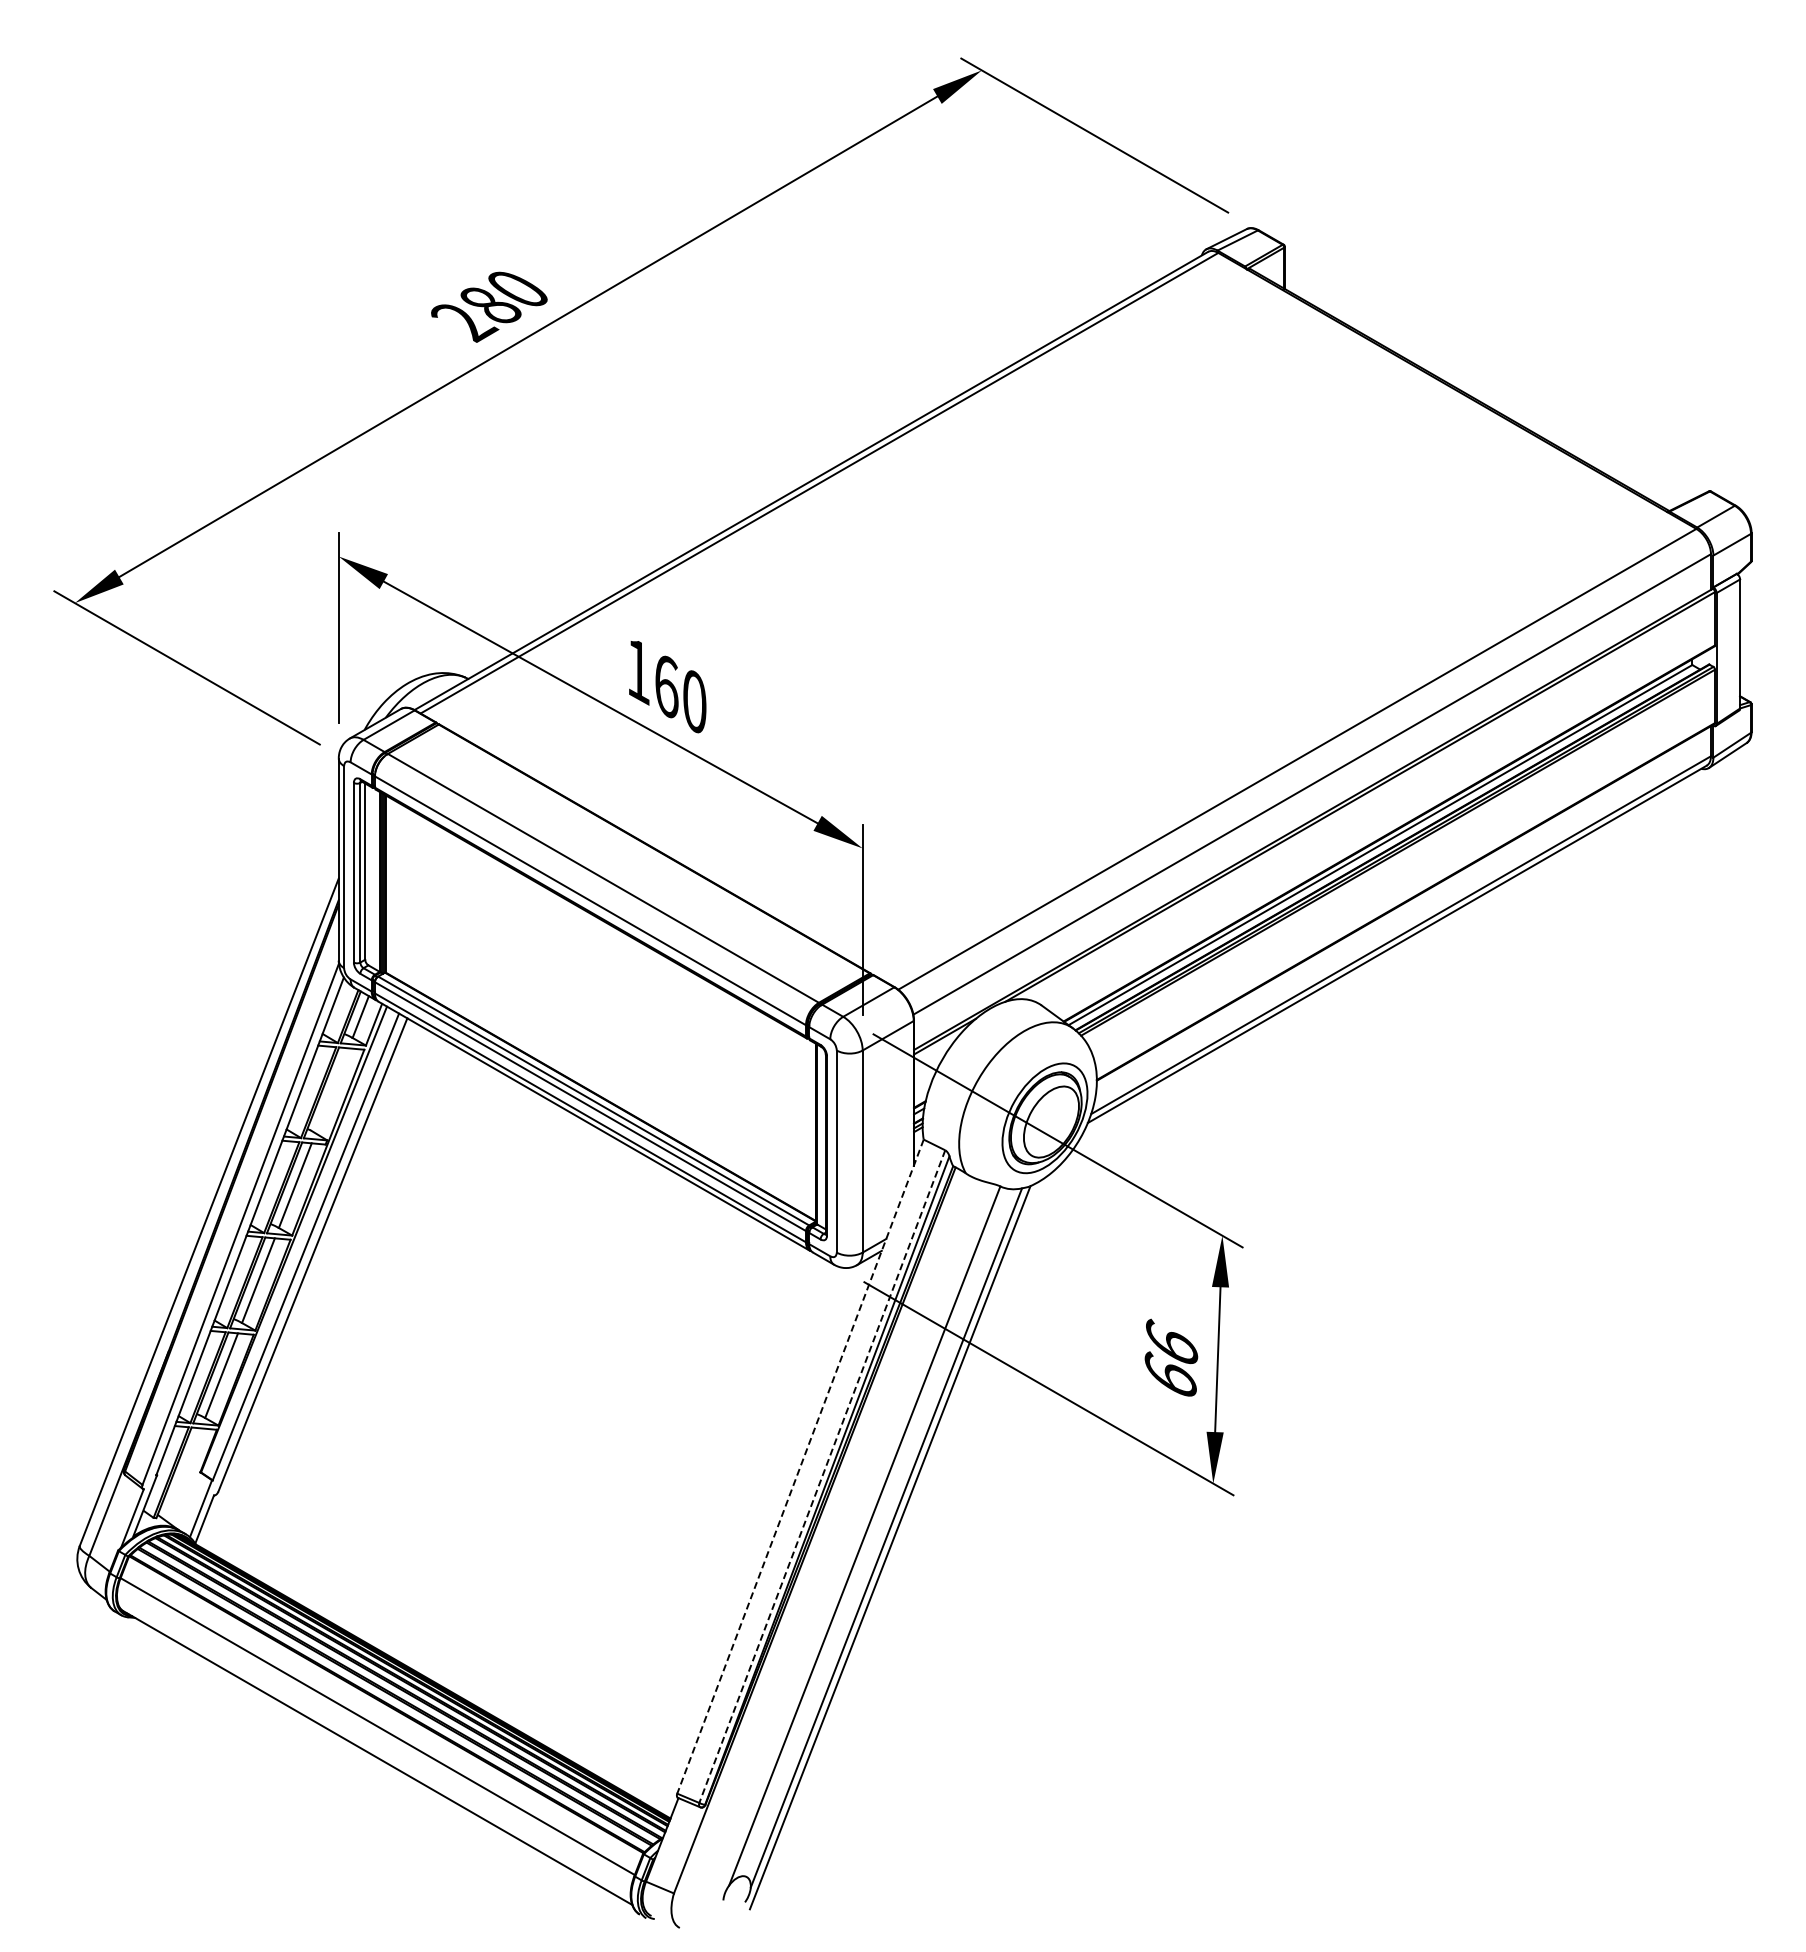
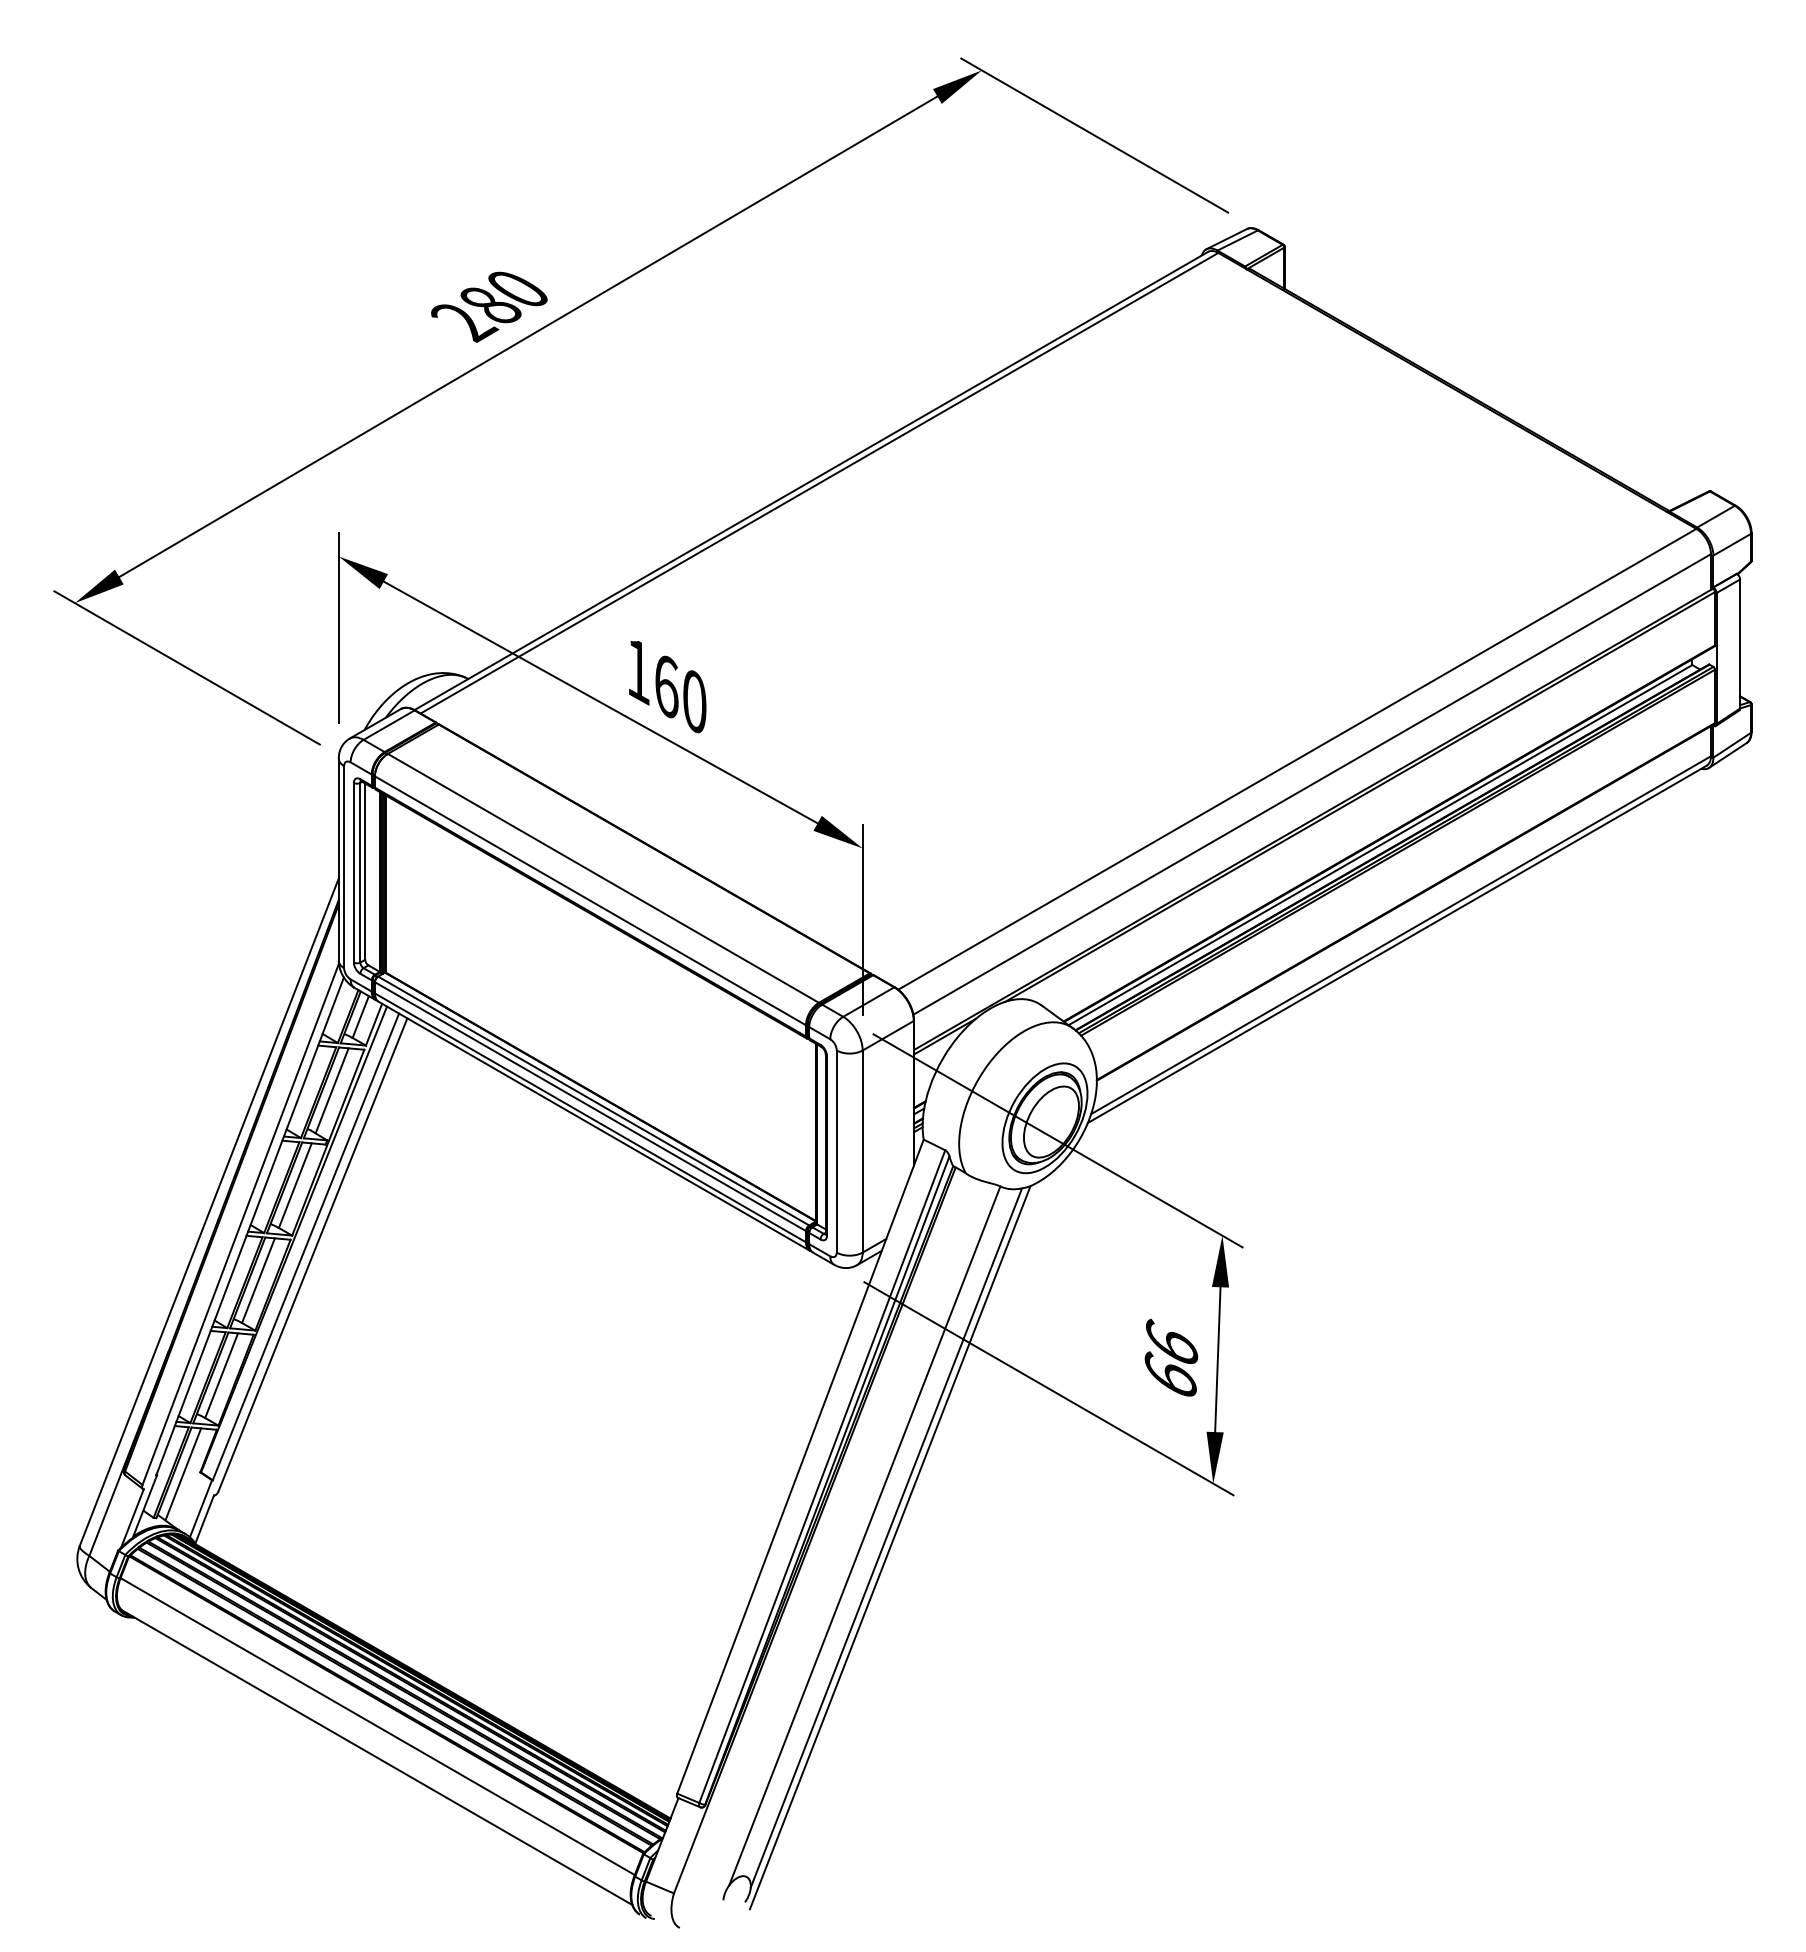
line: none -> present (331, 1090)
line: dashed -> solid (800, 1467)
line: none -> present (183, 1474)
line: dashed -> solid (822, 1476)
